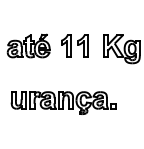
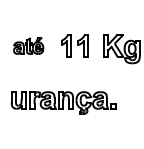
part size: 45x26 px -> 32x18 px (28, 45)
